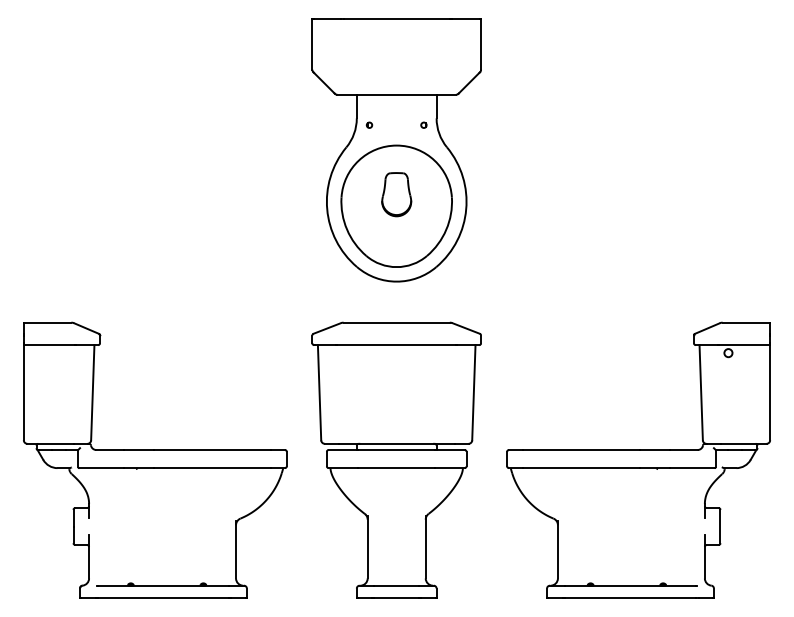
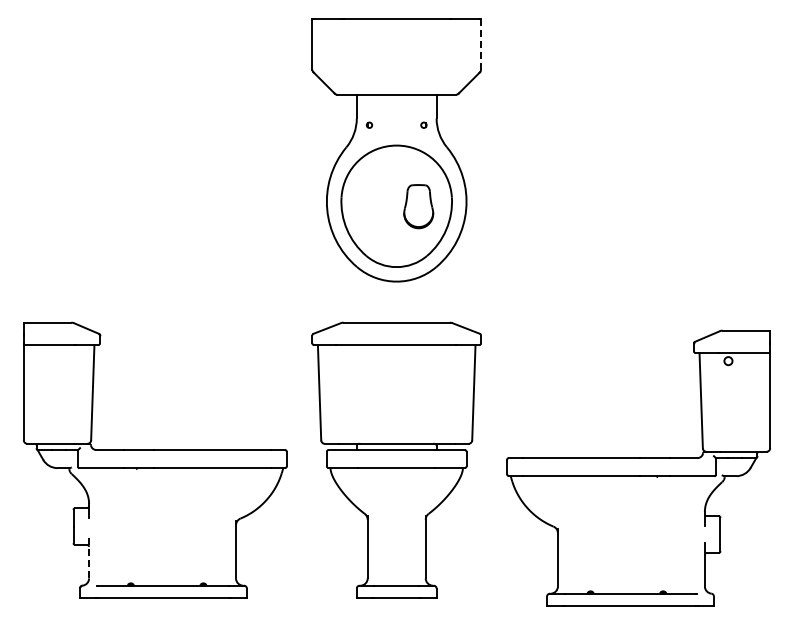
line: solid -> dashed (481, 44)
part position: (396, 194) -> (418, 206) (418, 206)
part position: (638, 459) -> (638, 467) (638, 467)
line: solid -> dashed (89, 556)
